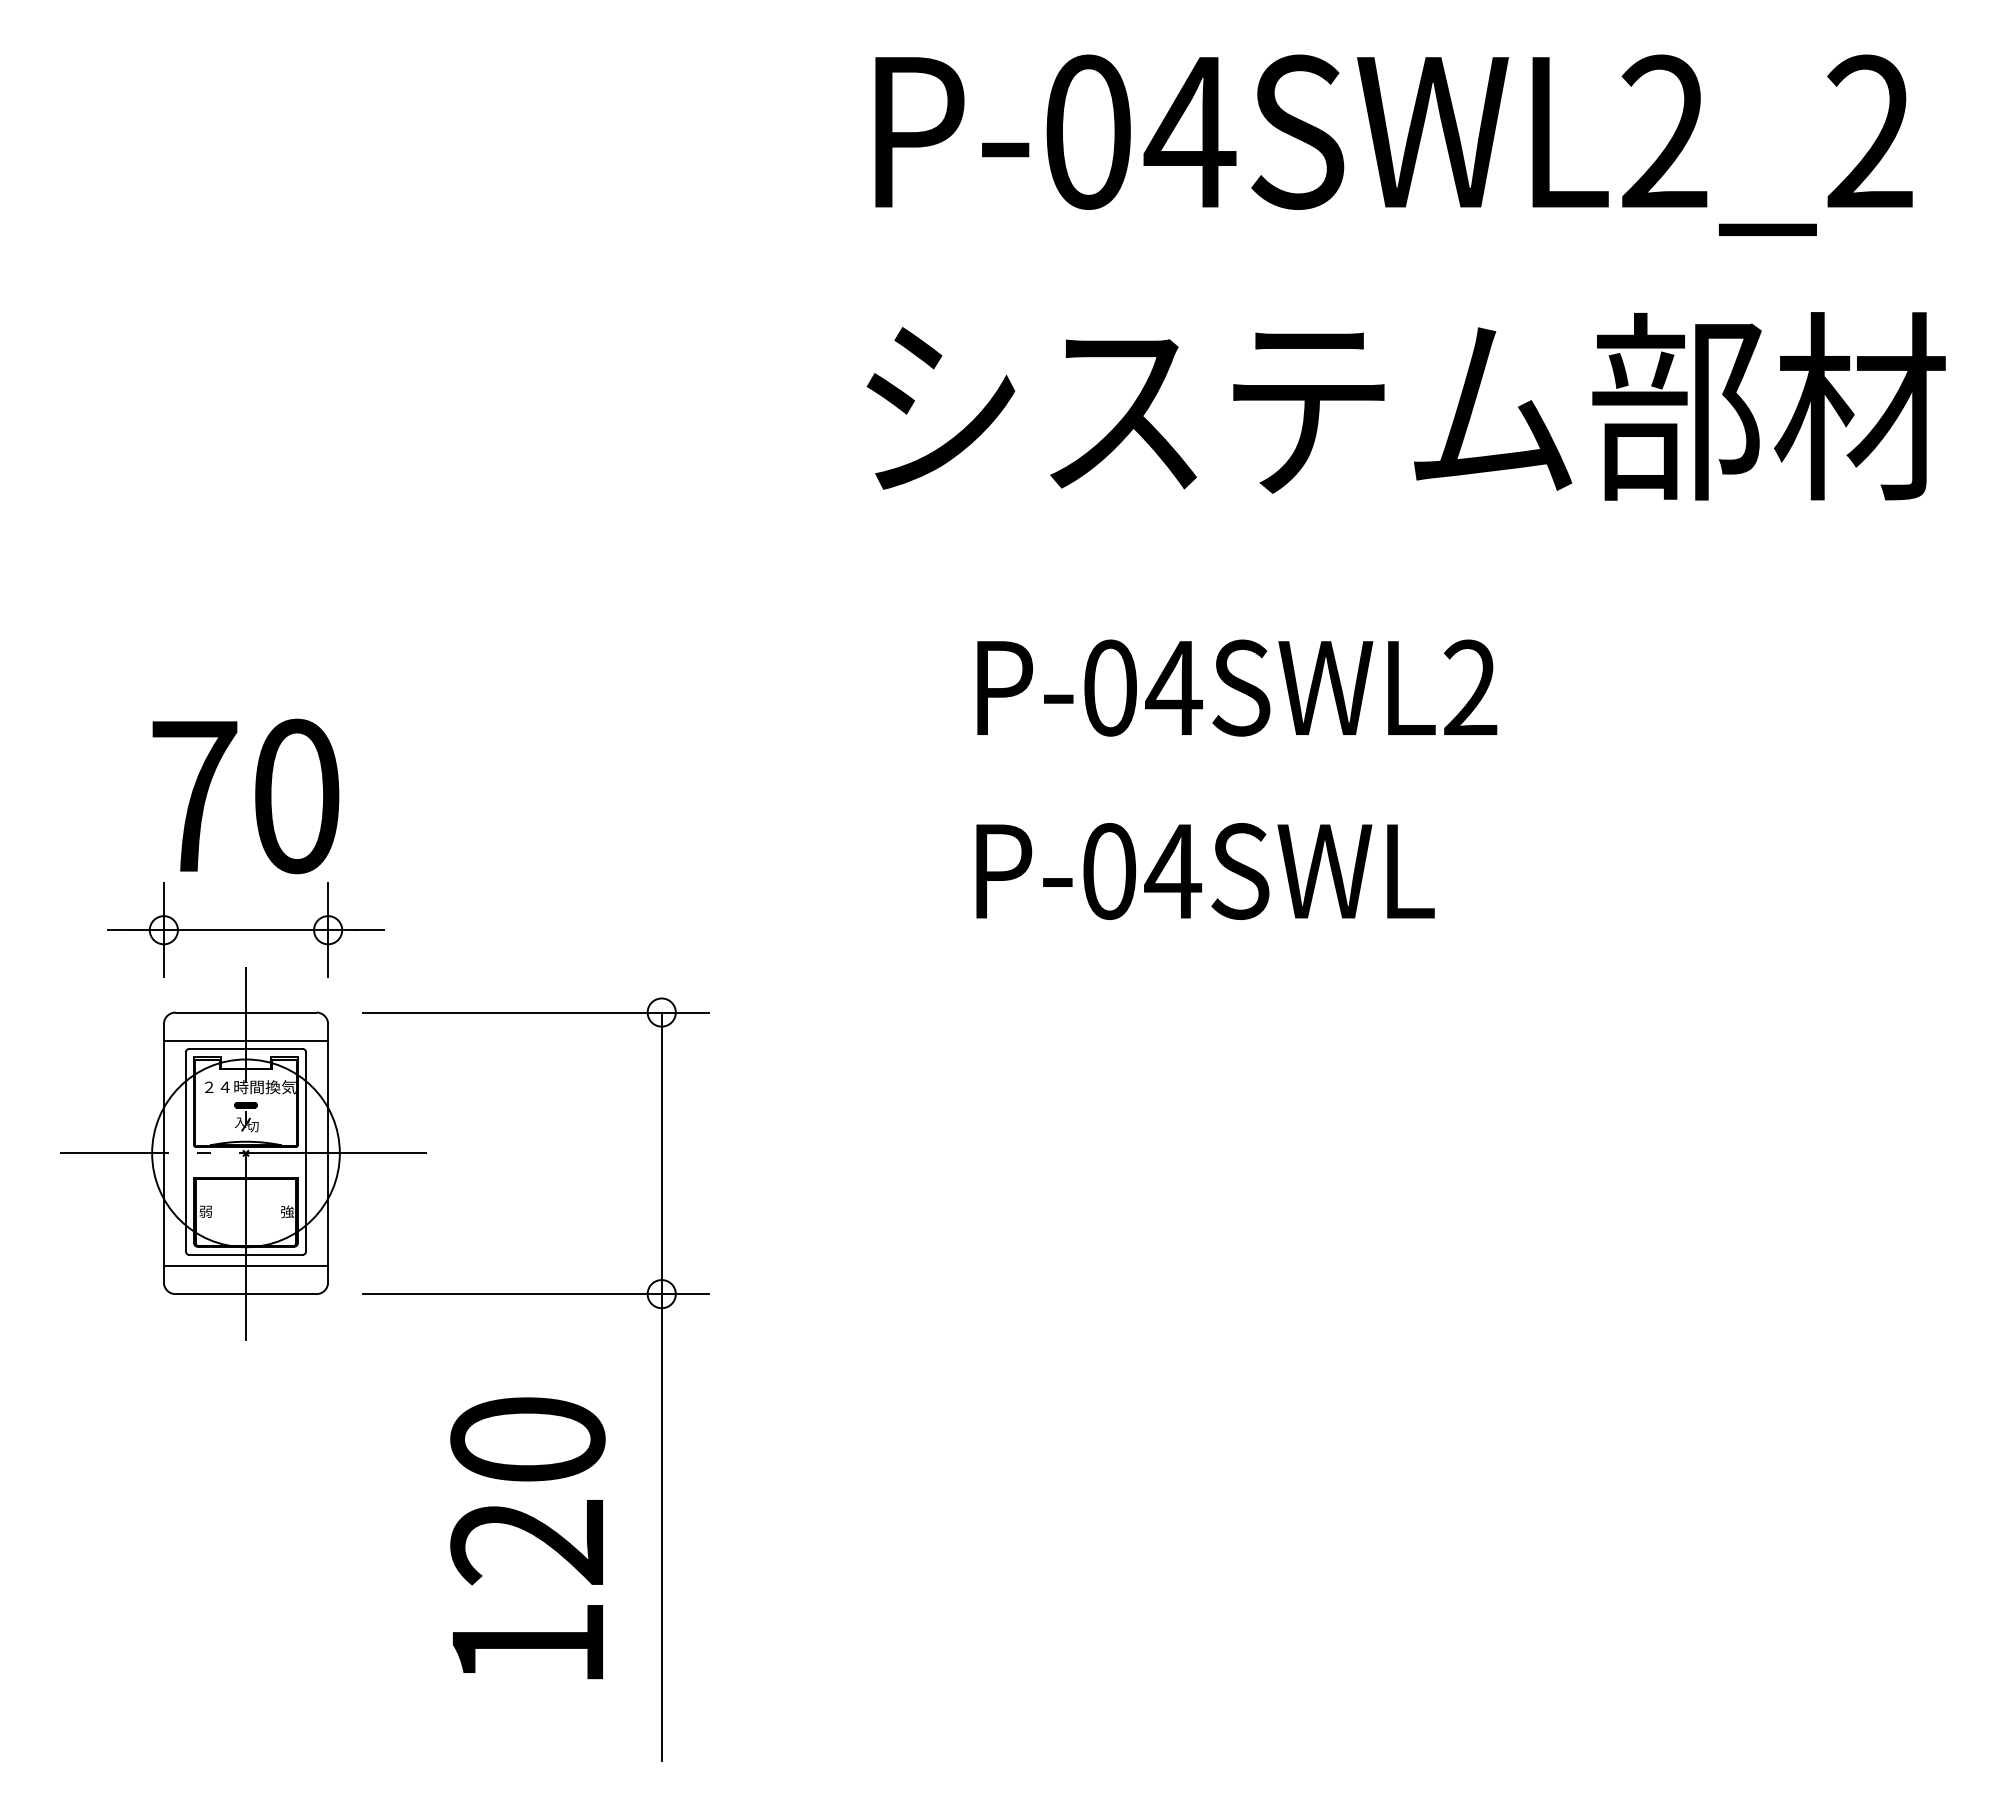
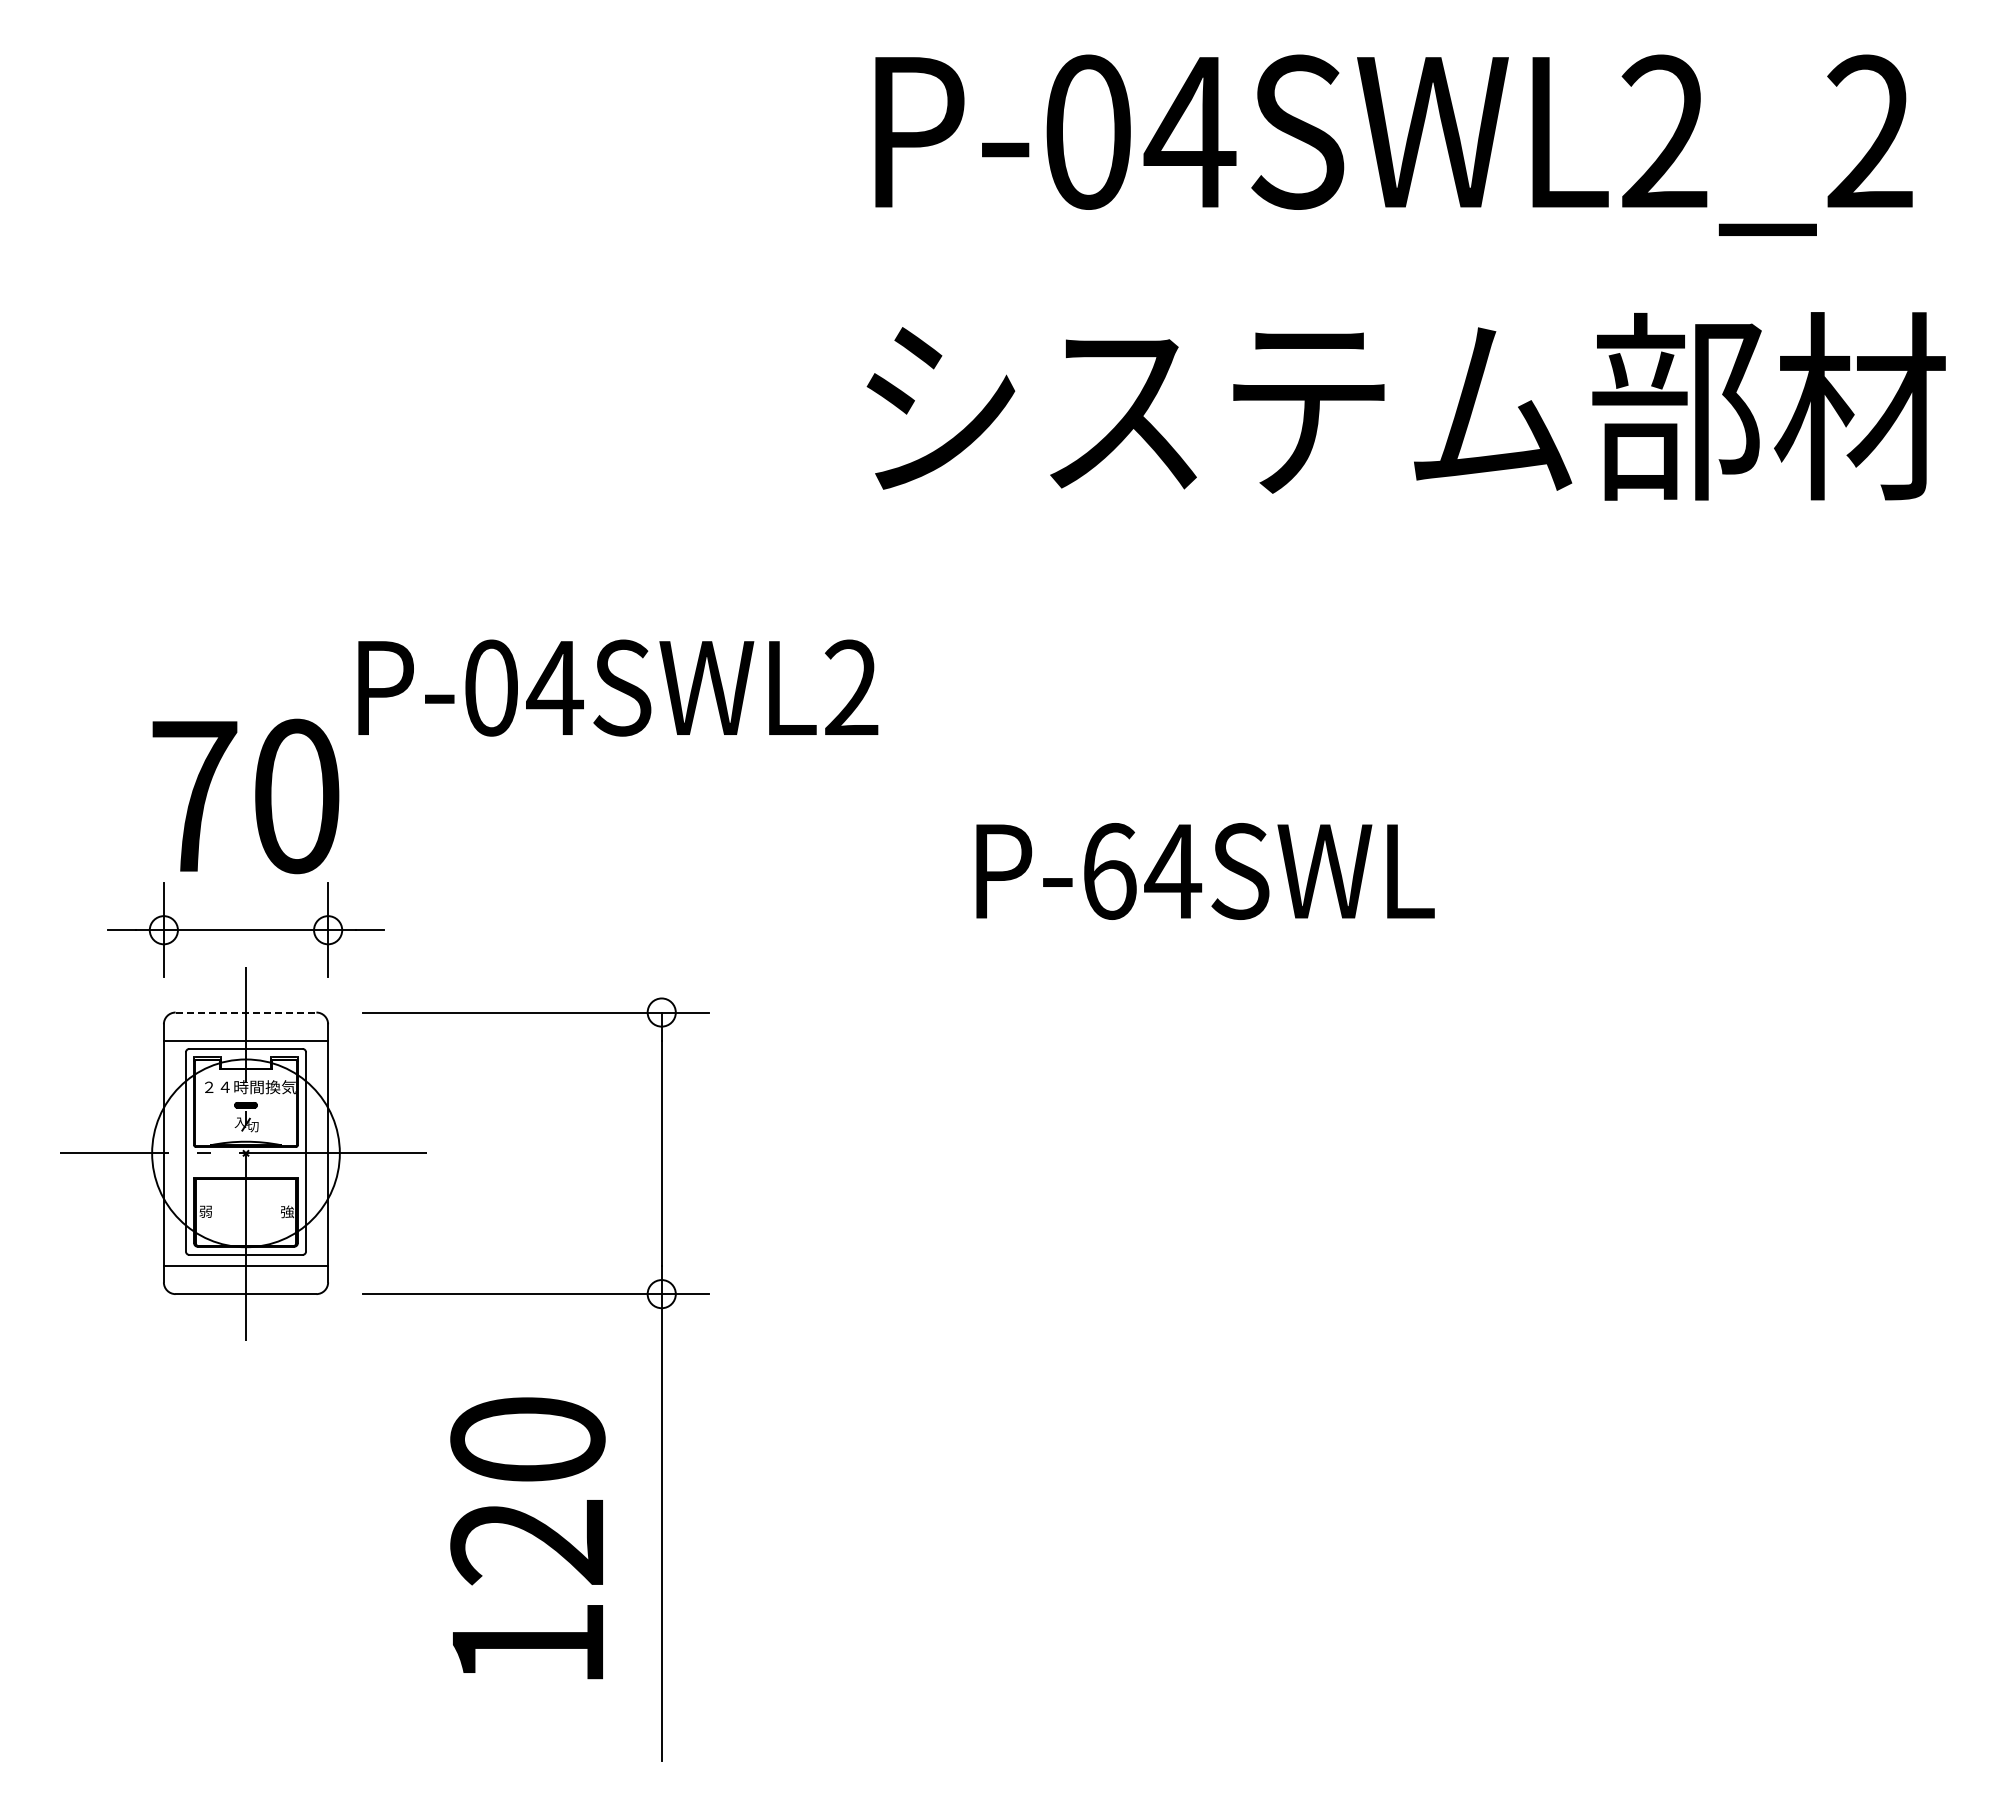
text position: (1237, 687) -> (618, 687) (618, 687)
text: P-04SWL -> P-64SWL (1109, 871)
line: solid -> dashed (246, 1012)
